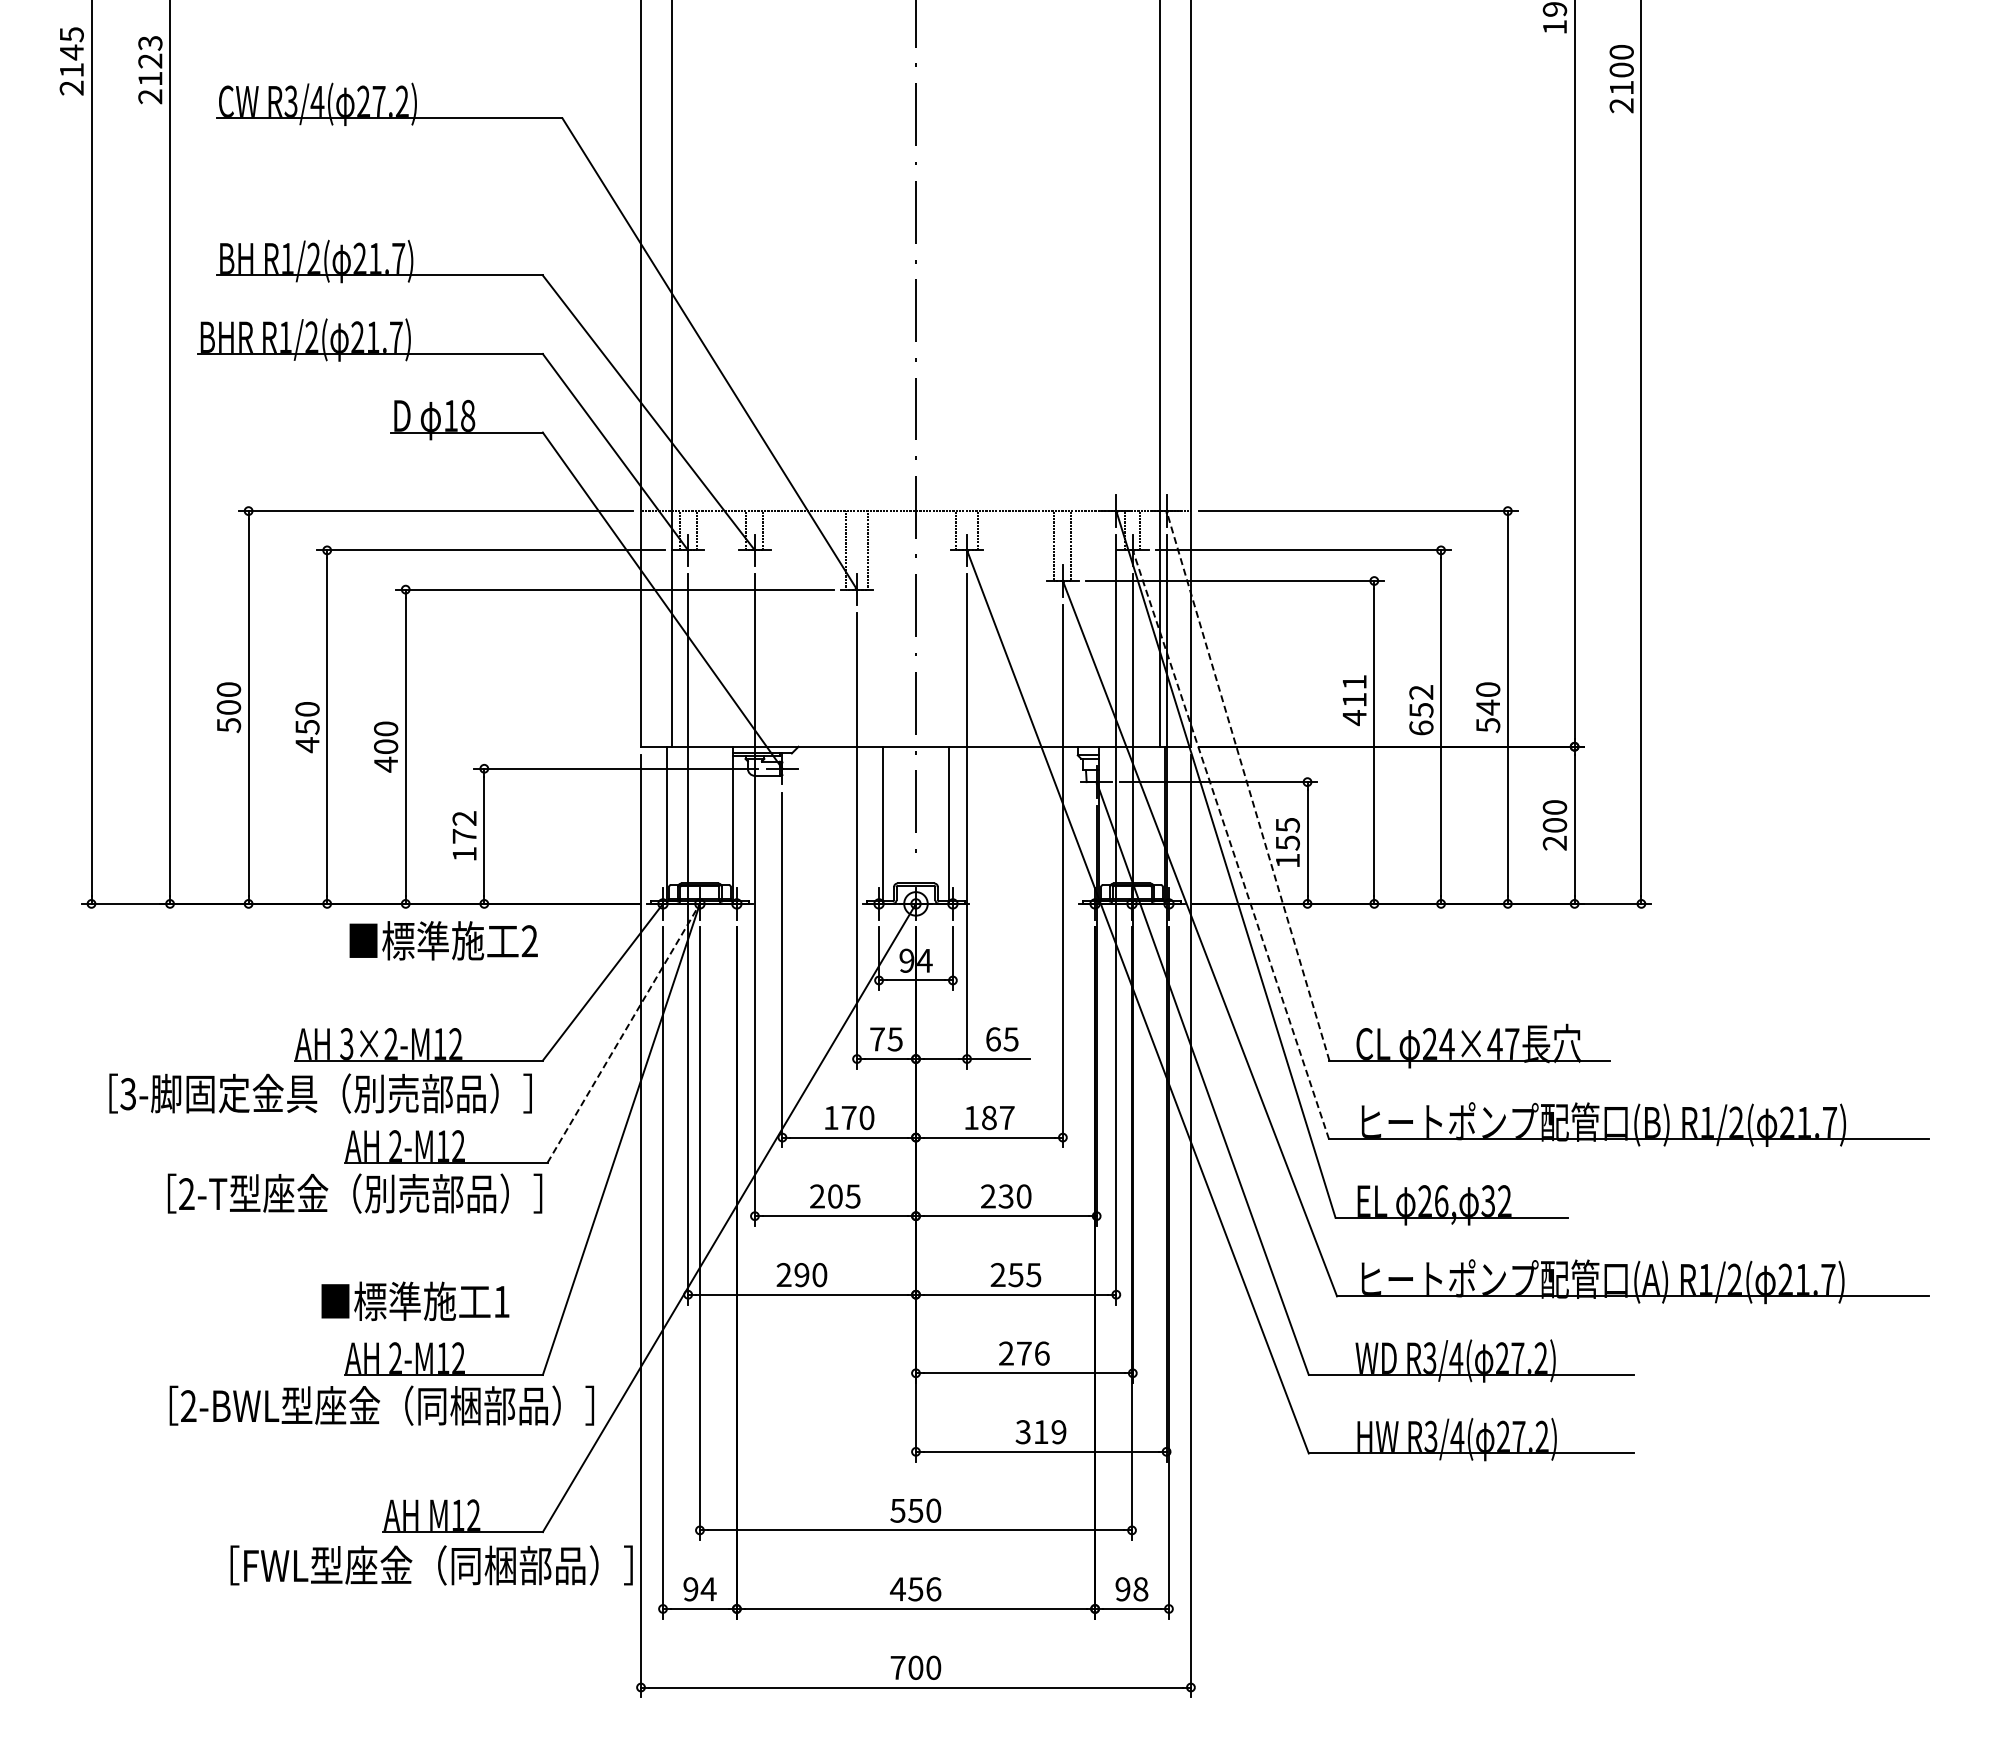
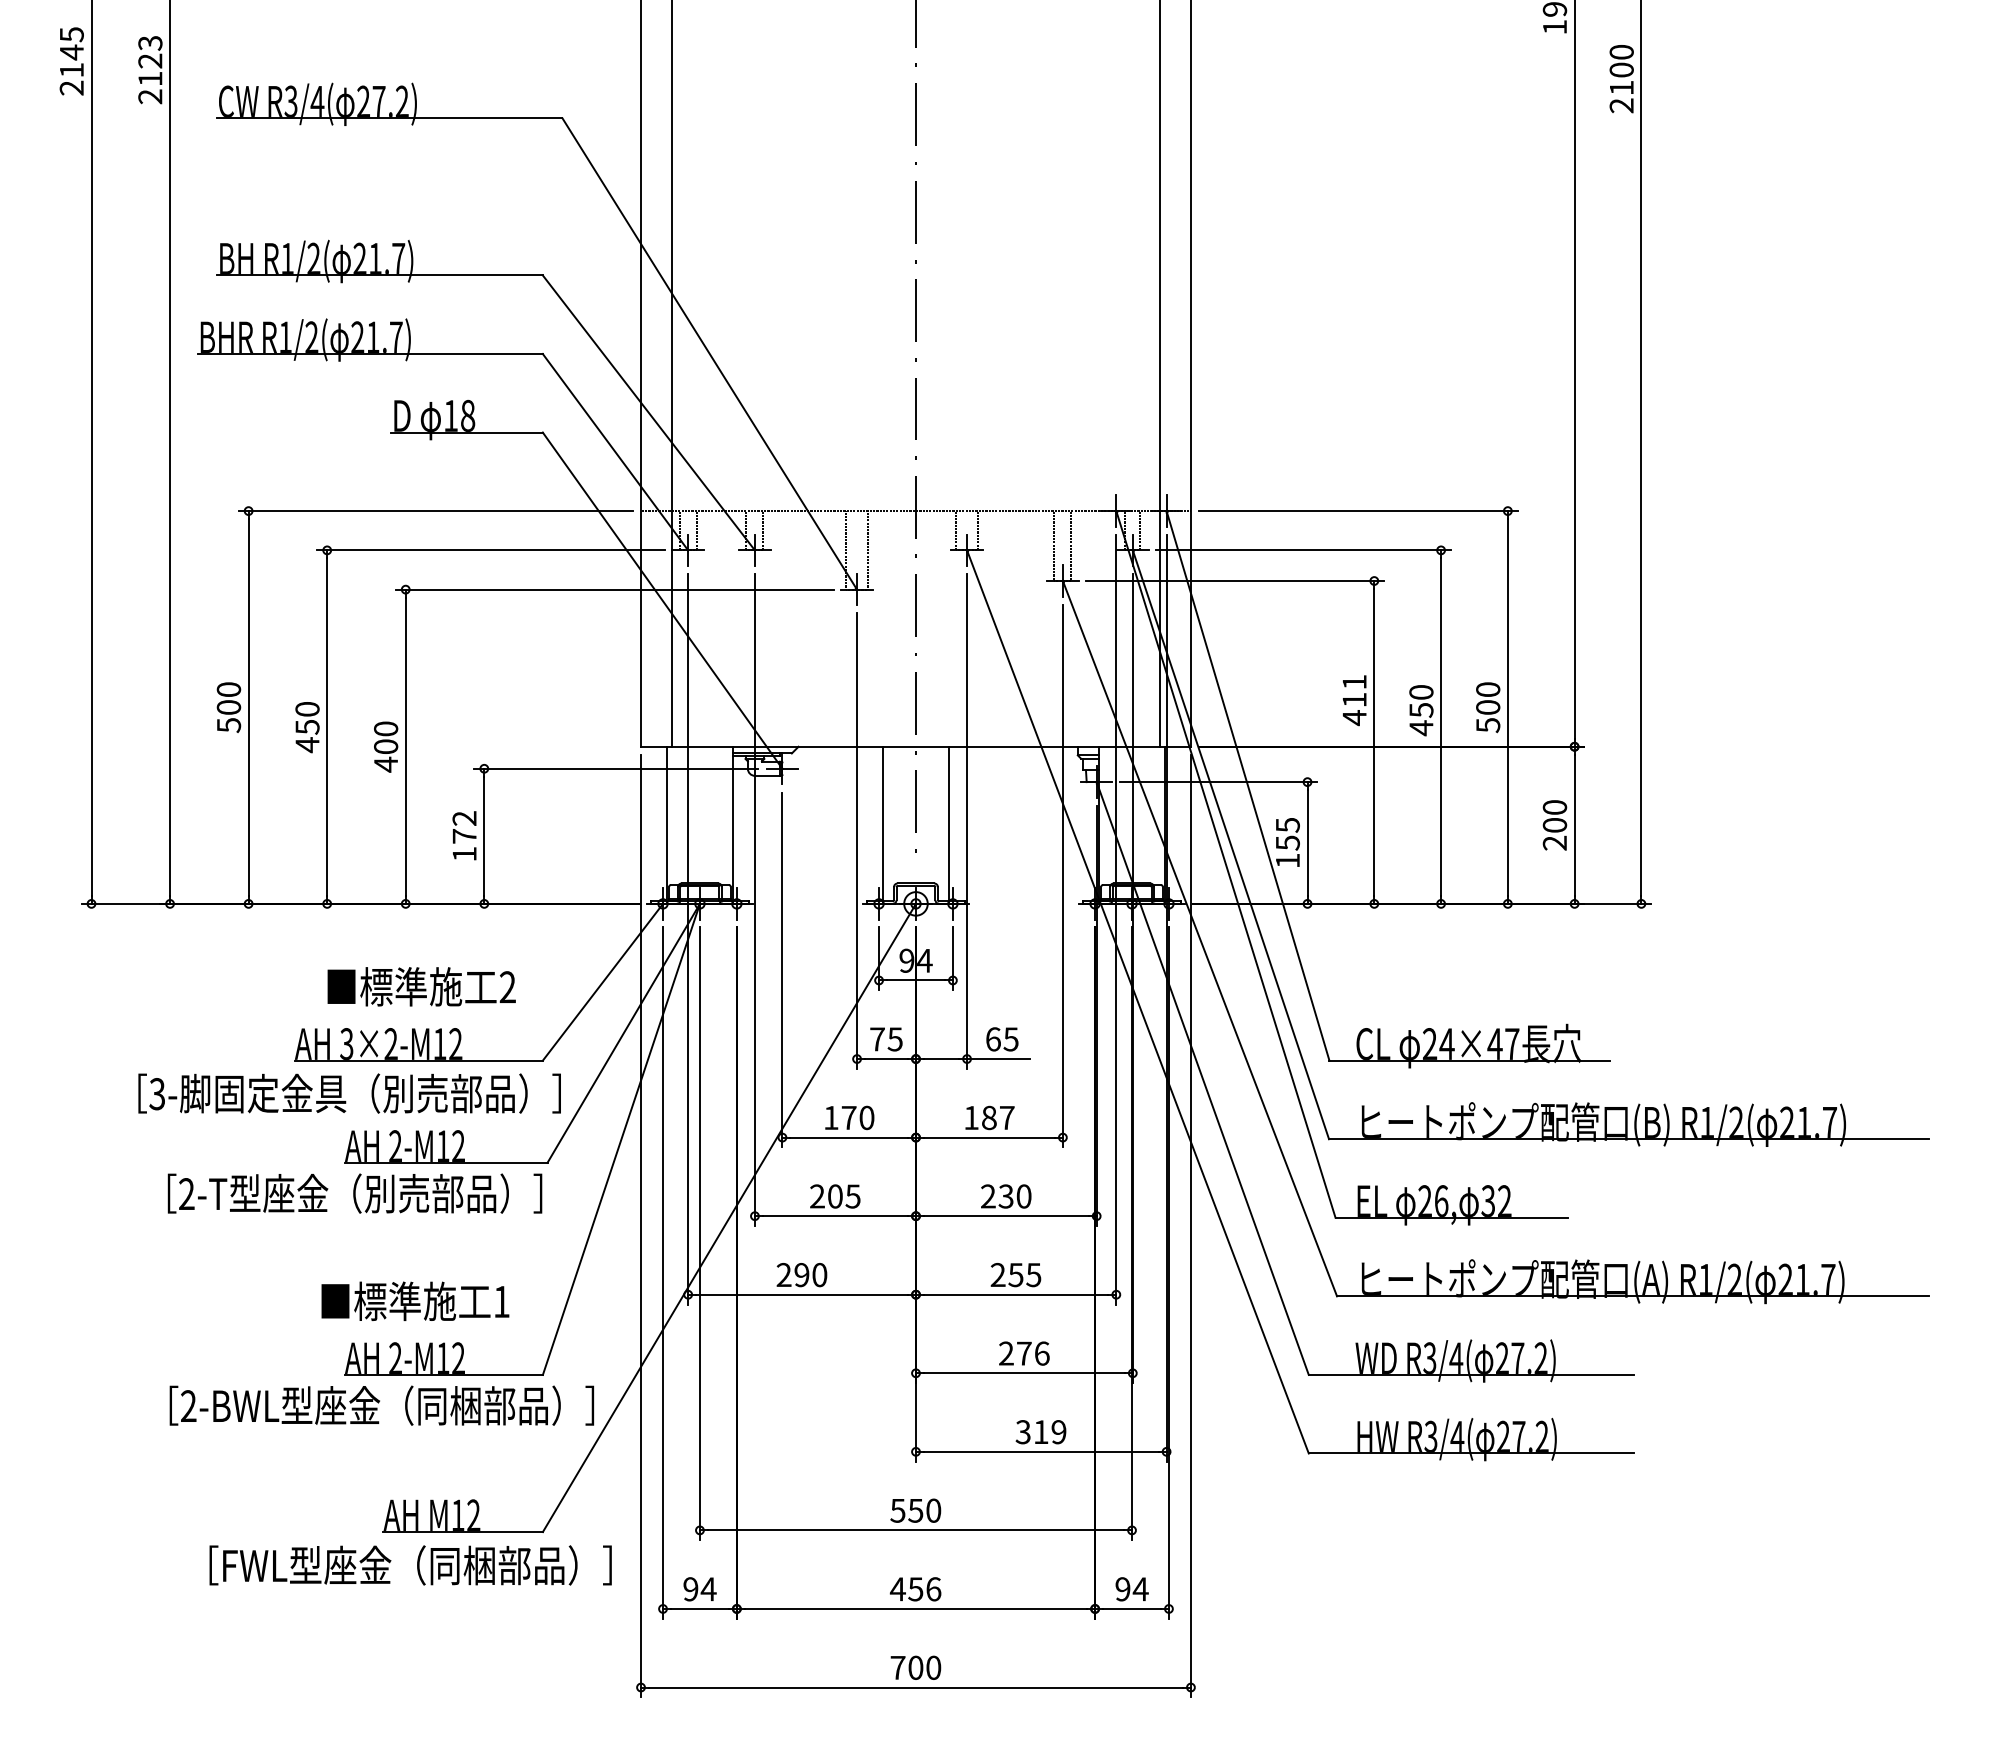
text: 540 -> 500 (1488, 707)
text: 652 -> 450 (1421, 710)
line: dashed -> solid (1248, 785)
line: dashed -> solid (1230, 844)
text position: (443, 940) -> (421, 986) (421, 986)
line: dashed -> solid (624, 1032)
text position: (320, 1093) -> (349, 1093) (349, 1093)
text position: (431, 1565) -> (410, 1565) (410, 1565)
text: 98 -> 94 (1140, 1589)
